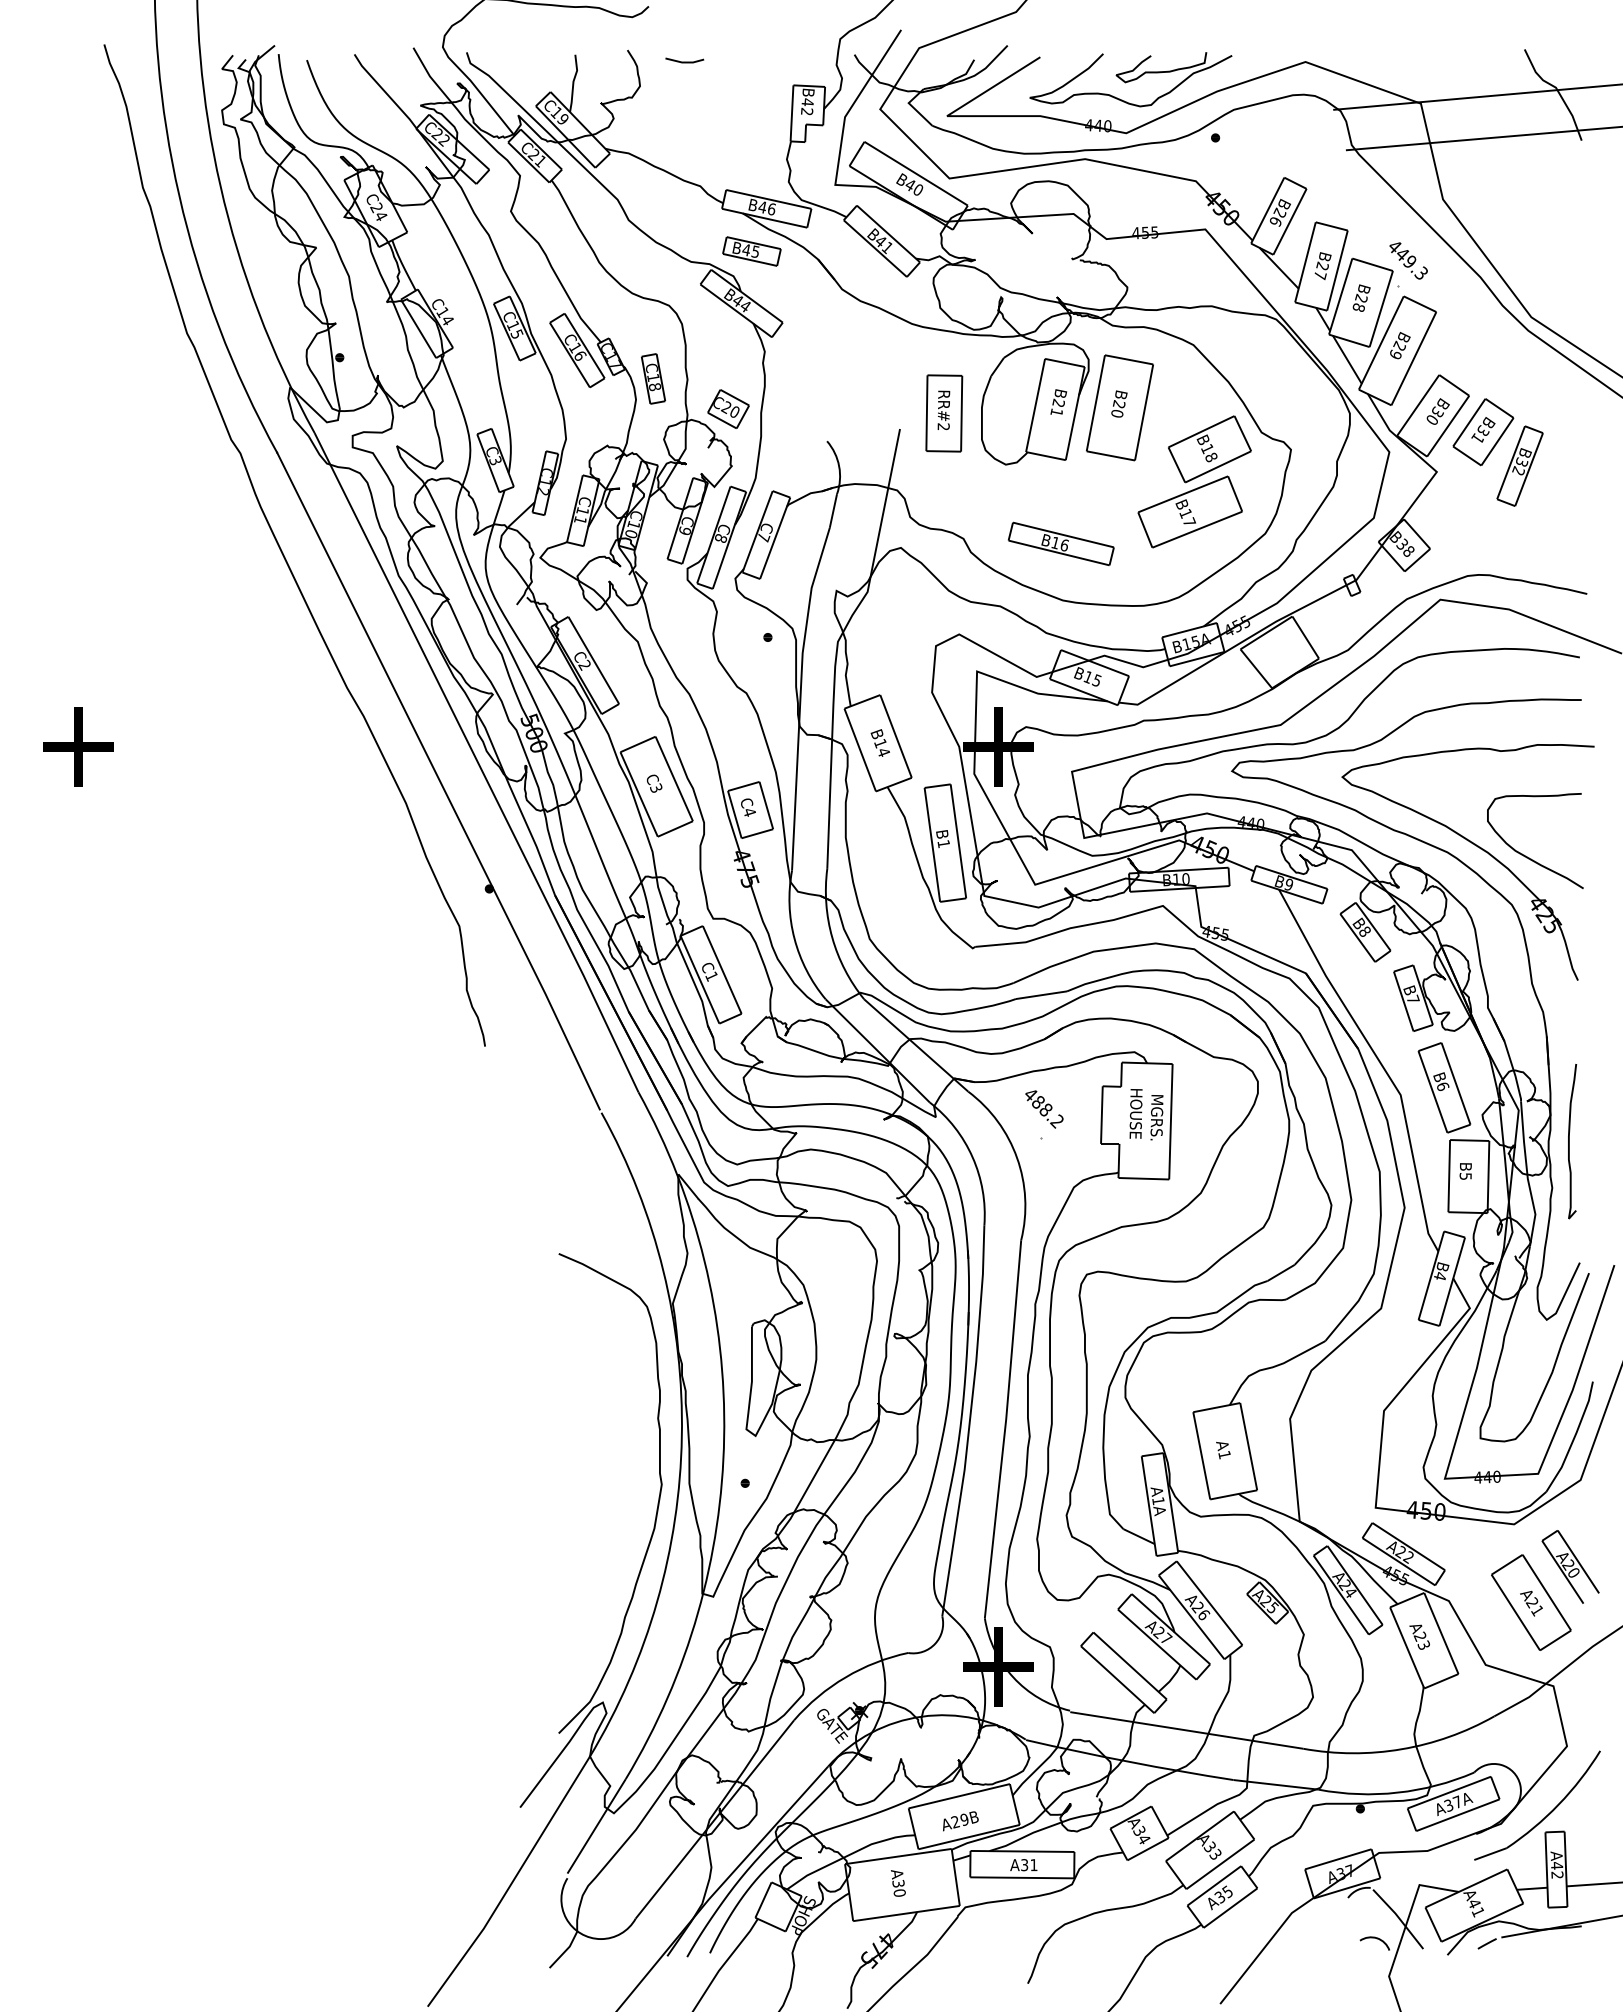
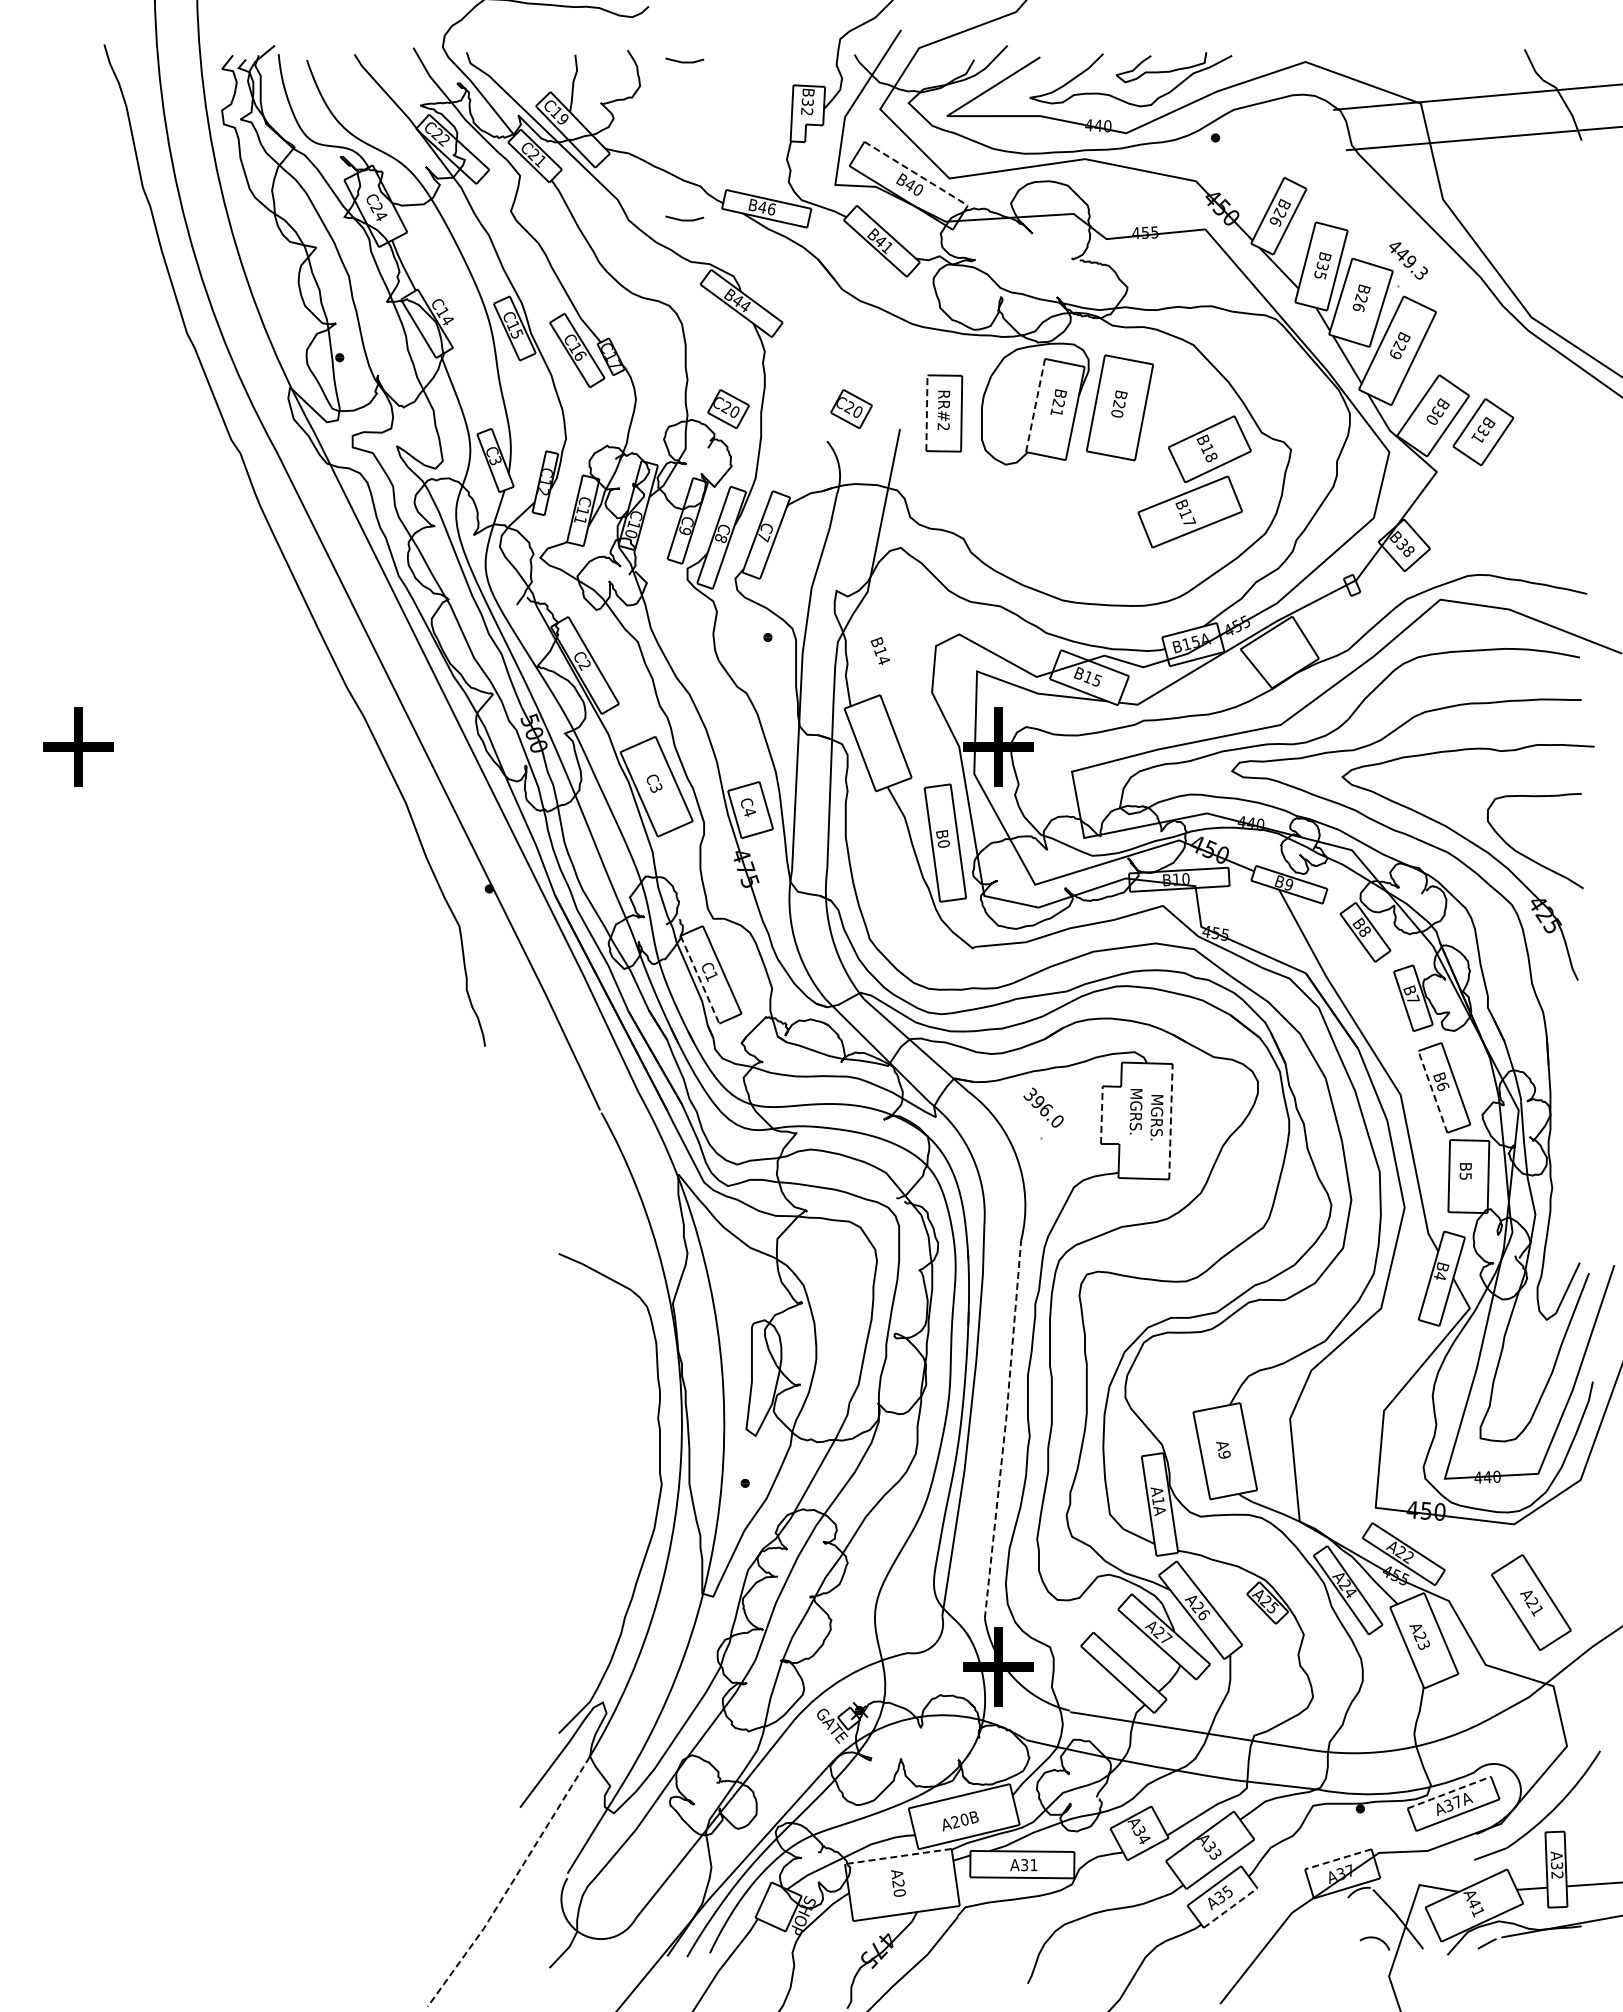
text: B42 -> B32 (807, 102)
line: solid -> dashed (916, 173)
line: none -> present (684, 219)
part: present -> none (751, 251)
text: B27 -> B35 (1321, 270)
text: B28 -> B26 (1358, 307)
part: present -> none (653, 378)
line: solid -> dashed (1035, 405)
part: none -> present (851, 408)
line: solid -> dashed (926, 413)
part: present -> none (1519, 465)
part: present -> none (1061, 543)
text position: (879, 742) -> (879, 650) (879, 650)
text: B1 -> B0 (943, 844)
line: solid -> dashed (699, 979)
line: solid -> dashed (1432, 1091)
text: 488.2 -> 396.0 (1043, 1107)
text: HOUSE -> MGRS. (1135, 1114)
line: solid -> dashed (1101, 1115)
line: solid -> dashed (1170, 1121)
curve: present -> none (1569, 1141)
line: solid -> dashed (1005, 1429)
text: A1 -> A9 (1224, 1454)
part: present -> none (1570, 1566)
line: solid -> dashed (1449, 1792)
text: A29B -> A20B (964, 1819)
line: solid -> dashed (898, 1856)
line: solid -> dashed (1338, 1859)
text: A42 -> A32 (1557, 1865)
text: A30 -> A20 (898, 1883)
line: solid -> dashed (511, 1884)
line: solid -> dashed (1231, 1907)
